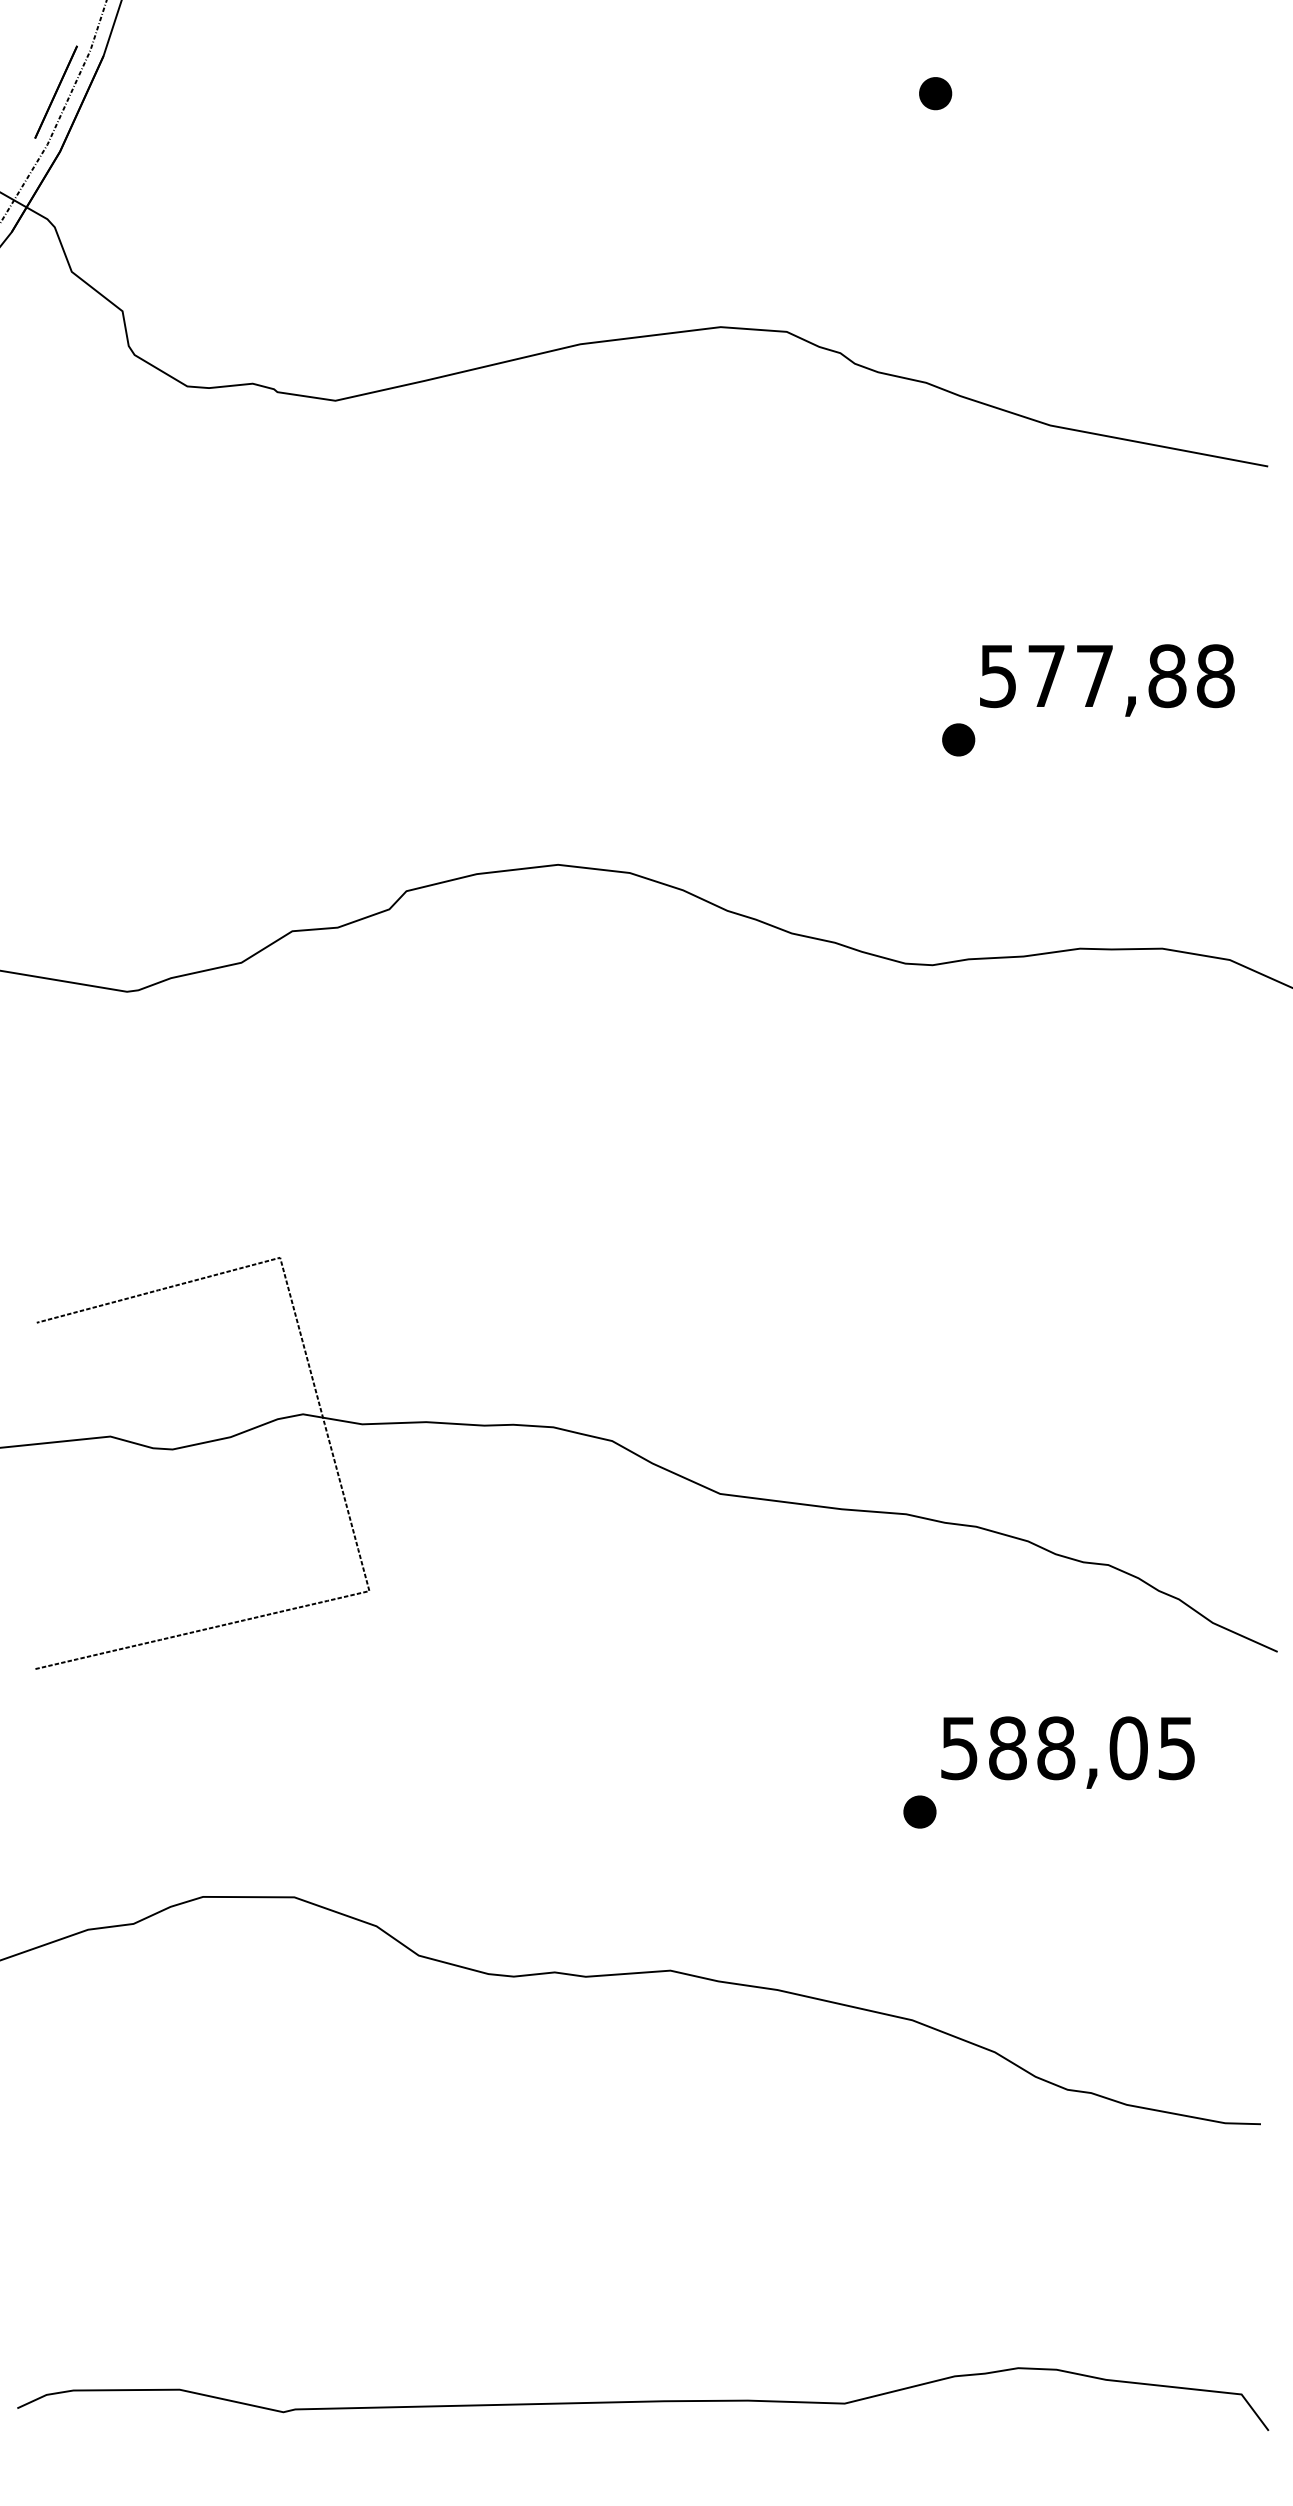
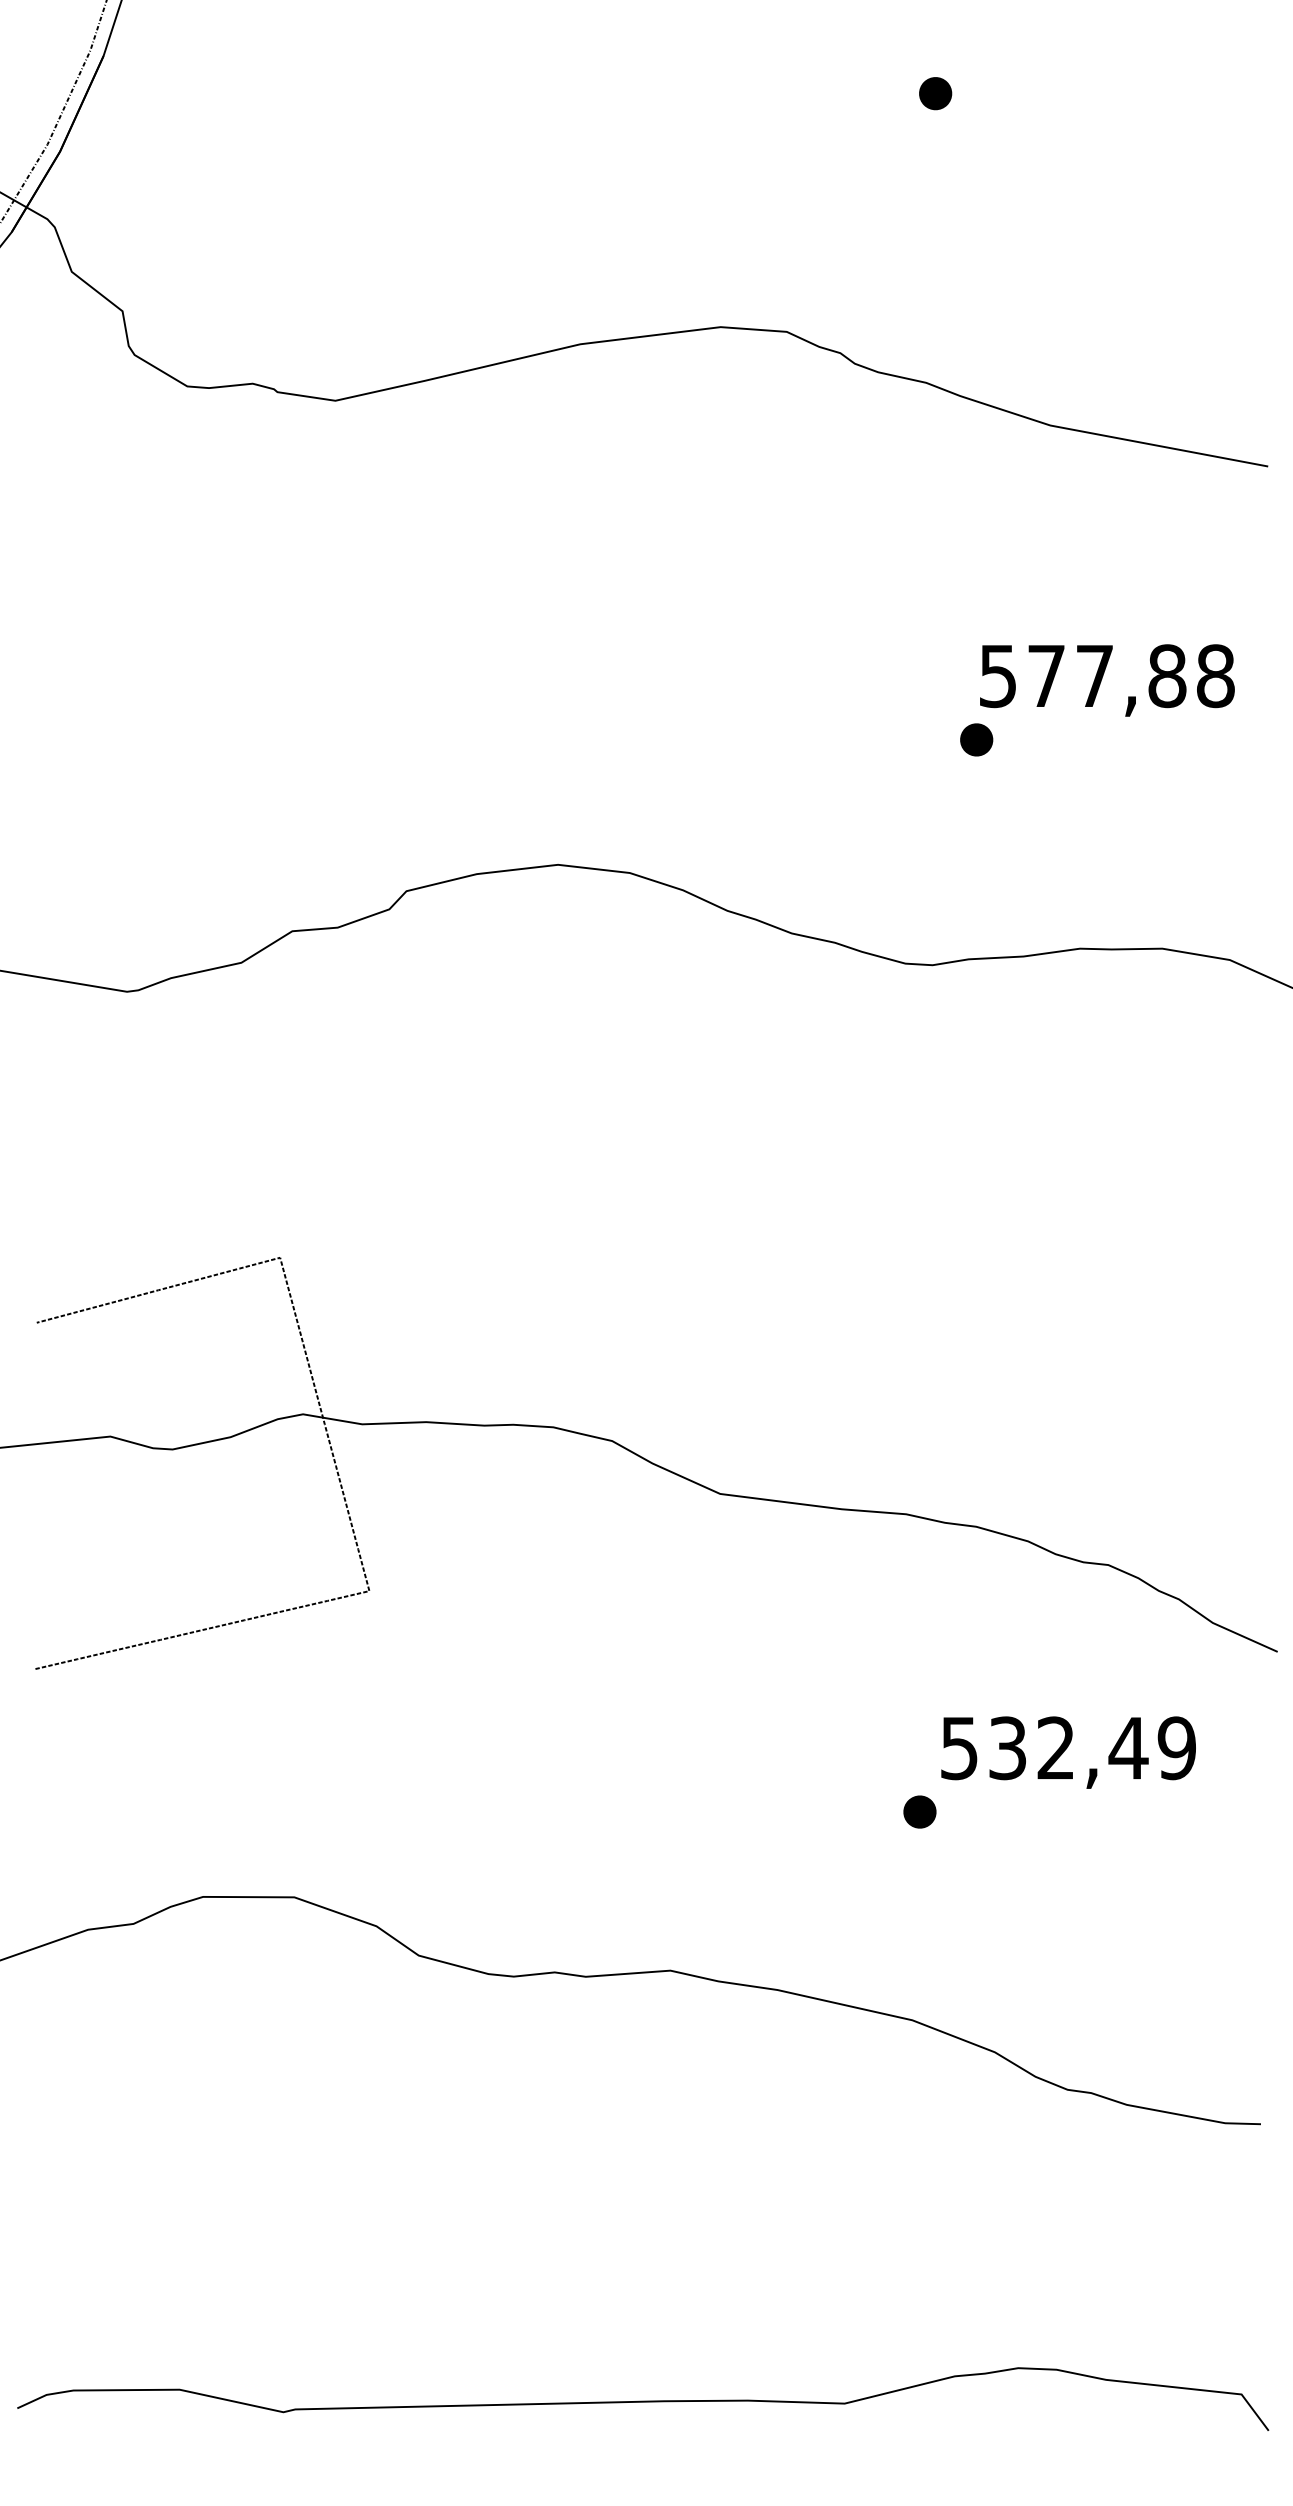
line: present -> none (55, 91)
part position: (958, 739) -> (976, 739) (976, 739)
text: 588,05 -> 532,49 (1092, 1748)
